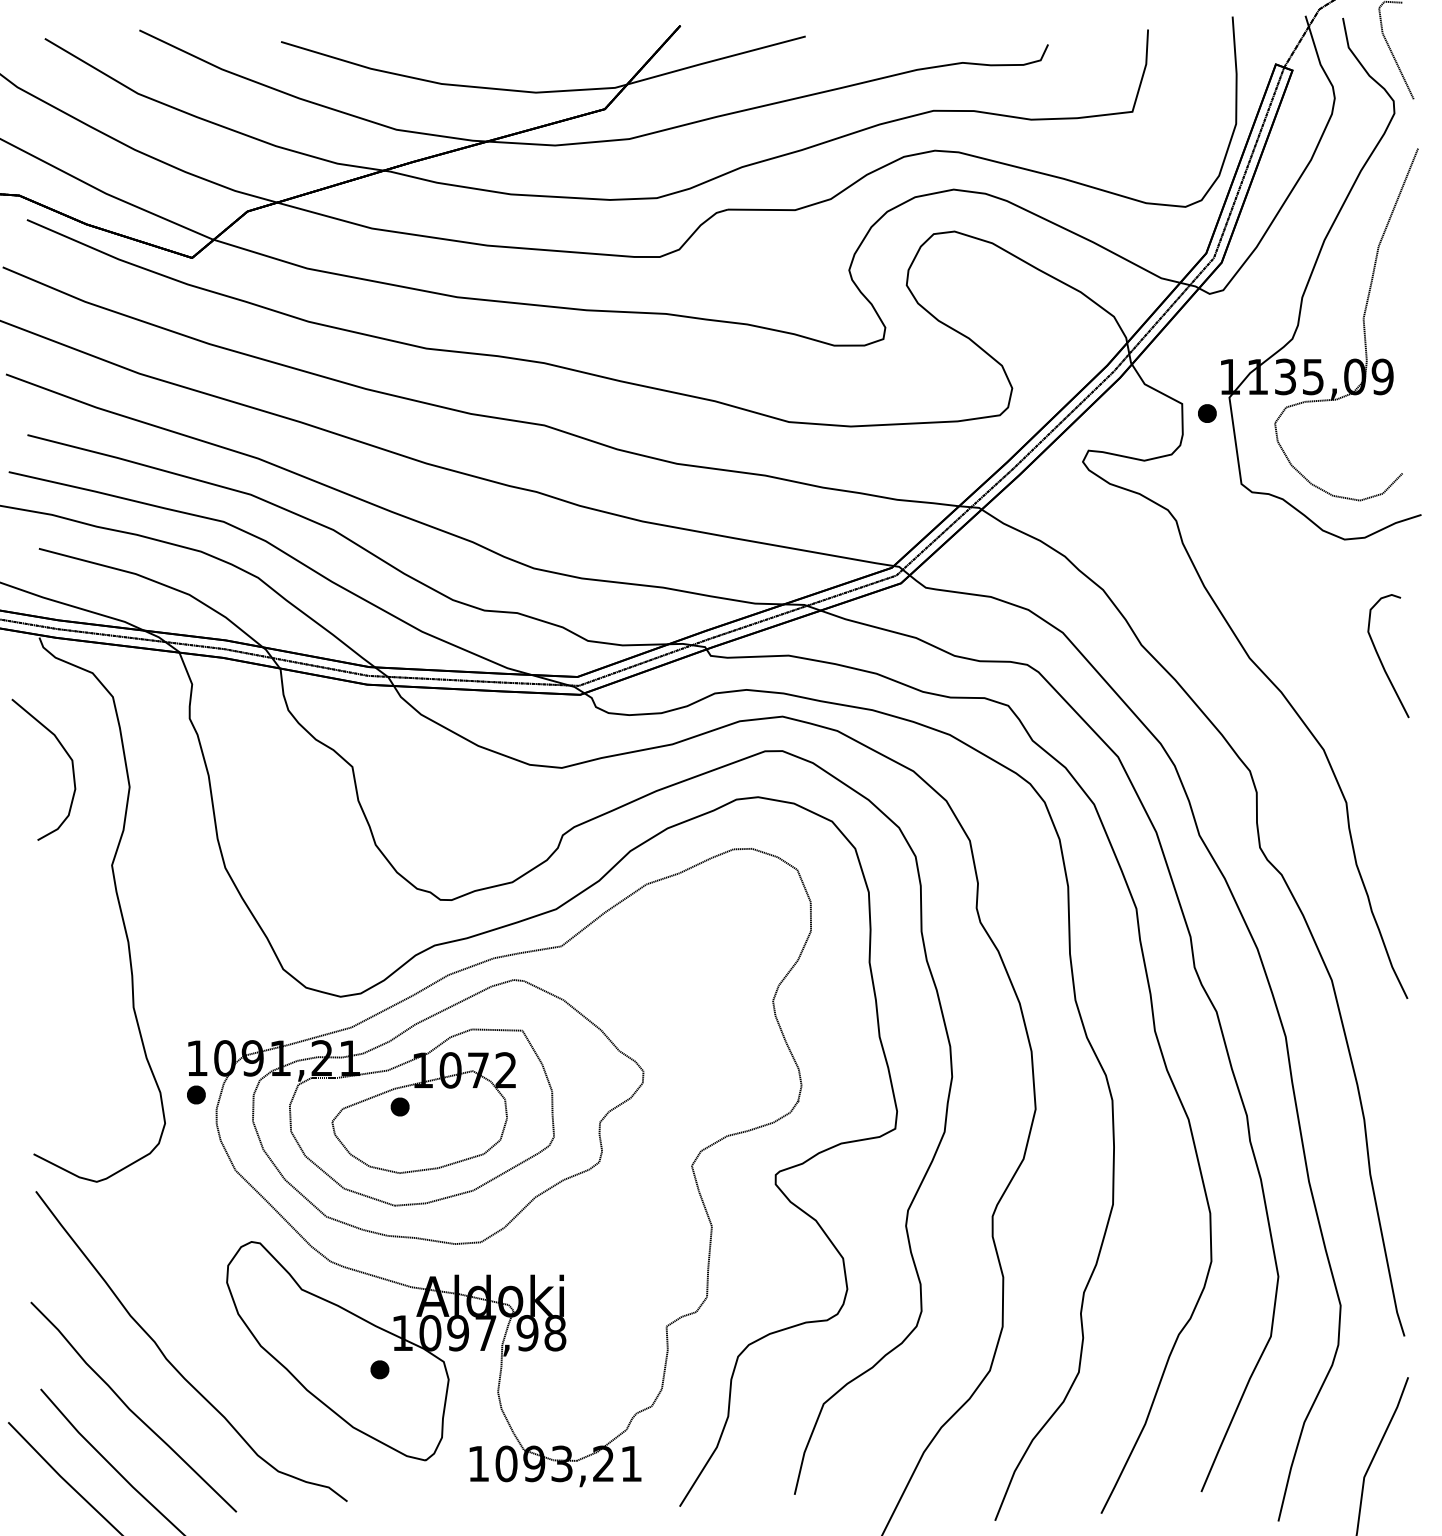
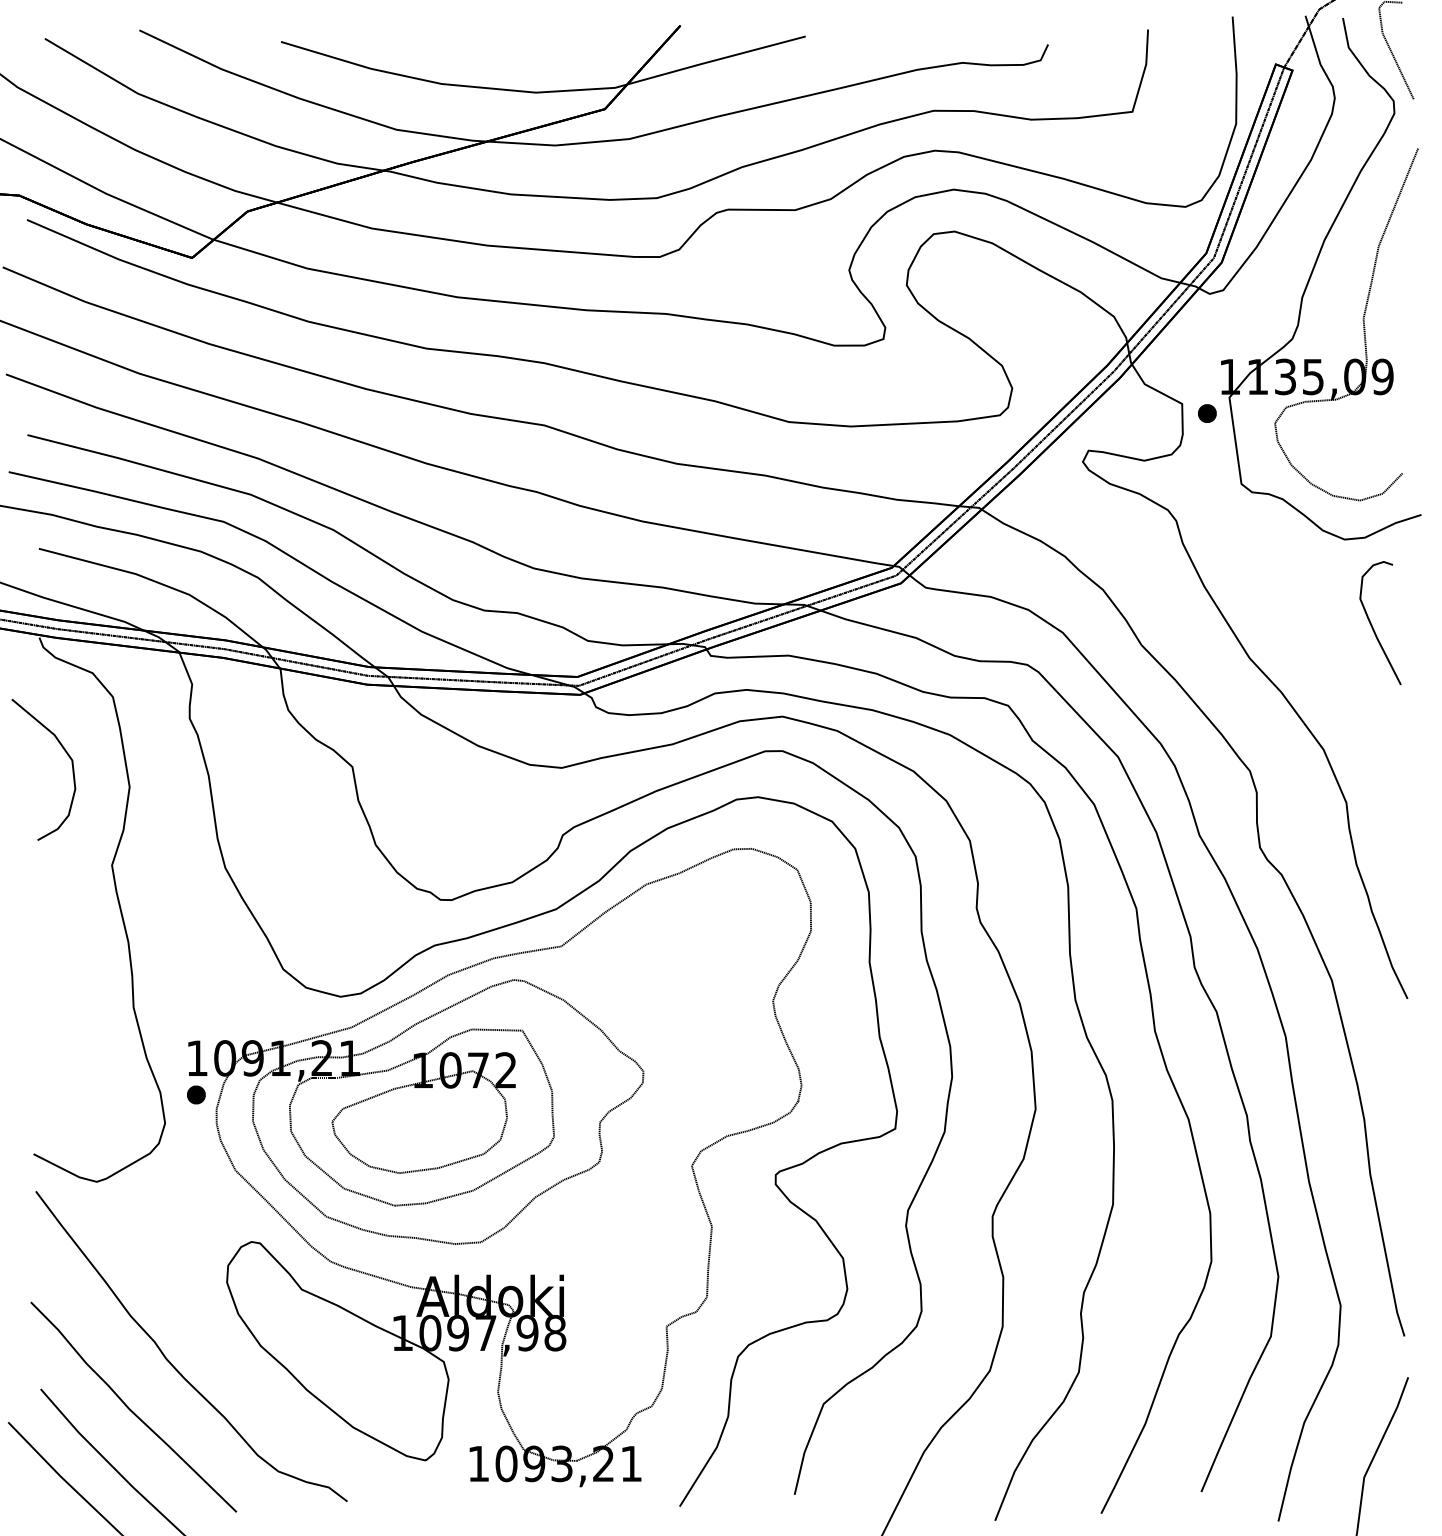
curve position: (1381, 660) -> (1373, 627) (1373, 627)
part: present -> none (399, 1106)
part: present -> none (379, 1369)
